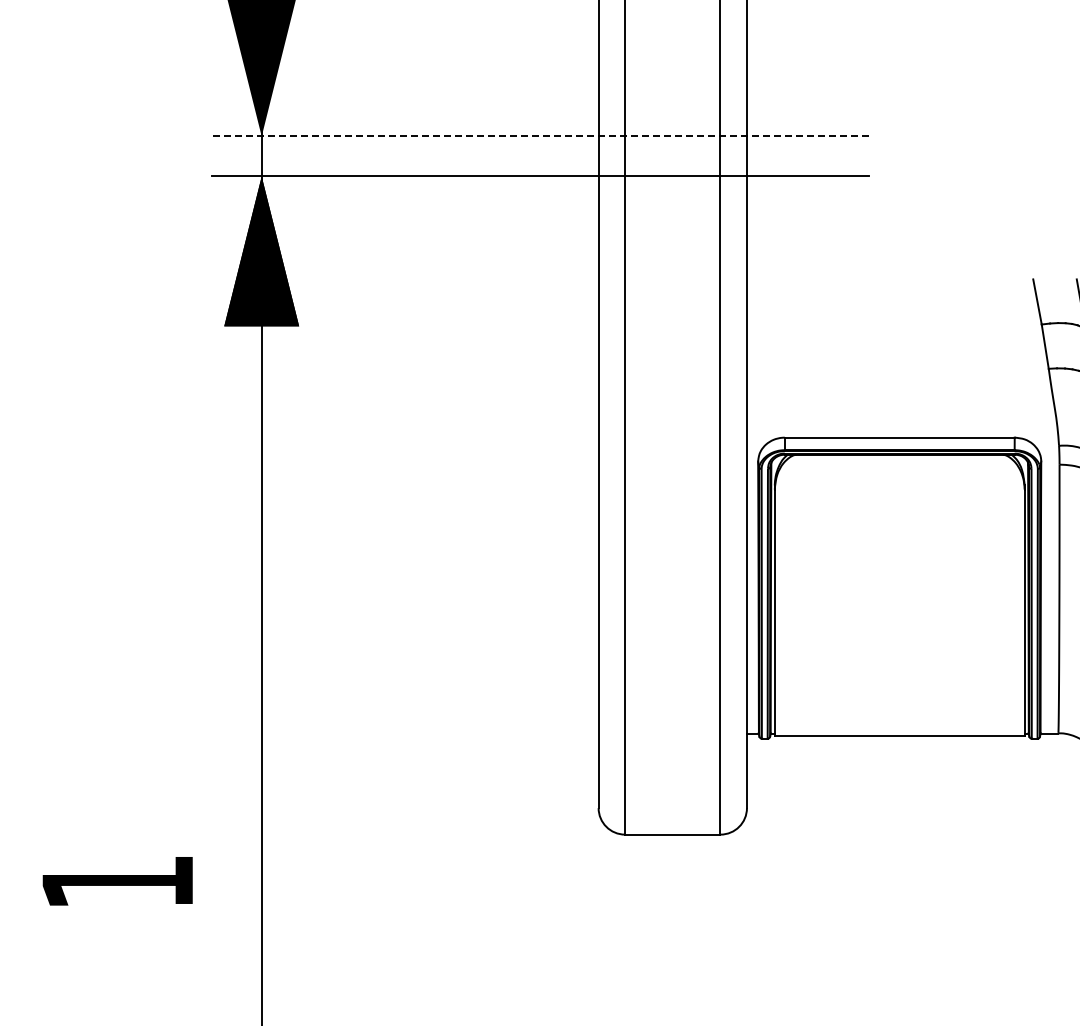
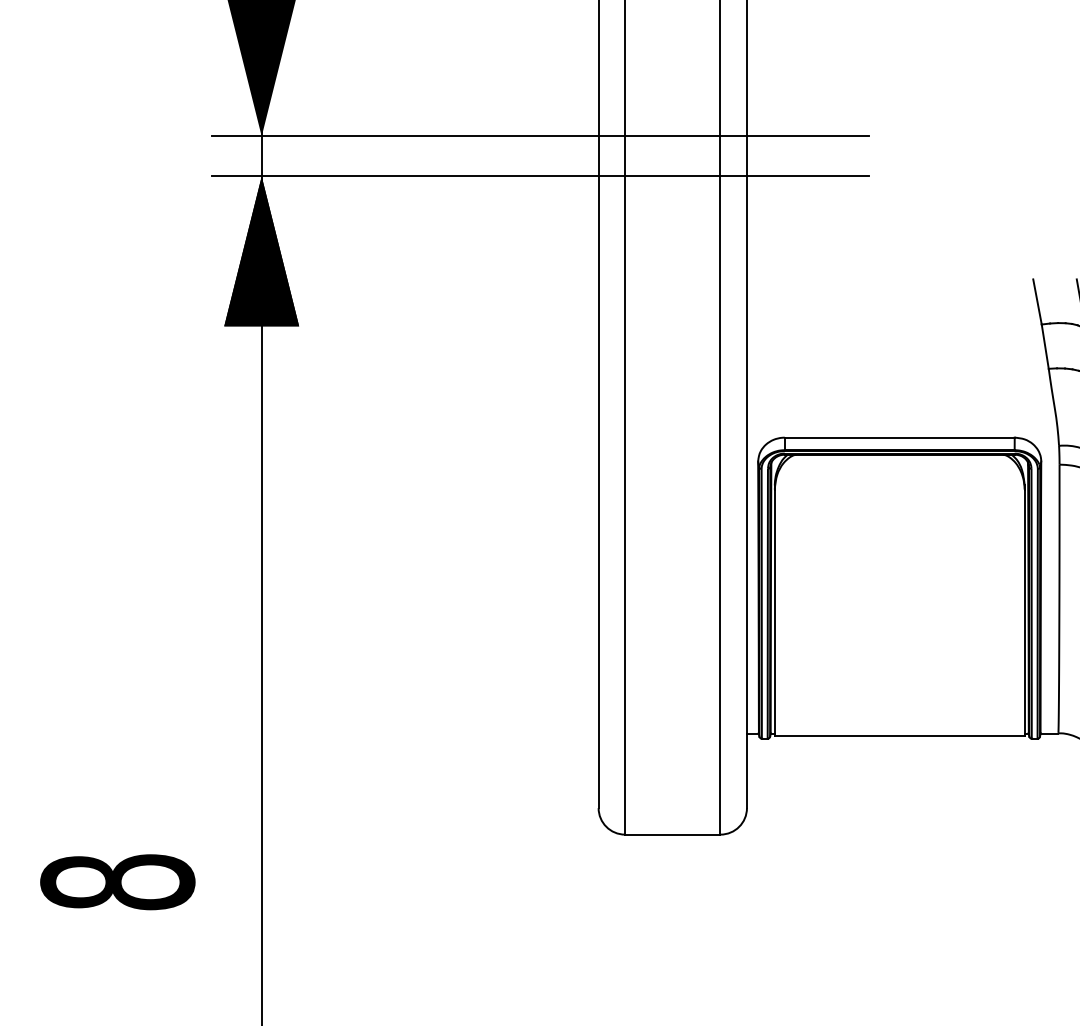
line: dashed -> solid (540, 136)
text: 1 -> 8 (117, 882)
